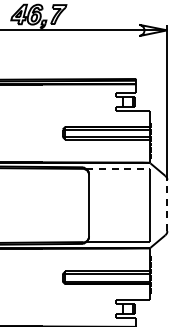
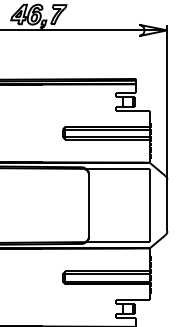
line: dashed -> solid (118, 169)
line: dashed -> solid (167, 205)
